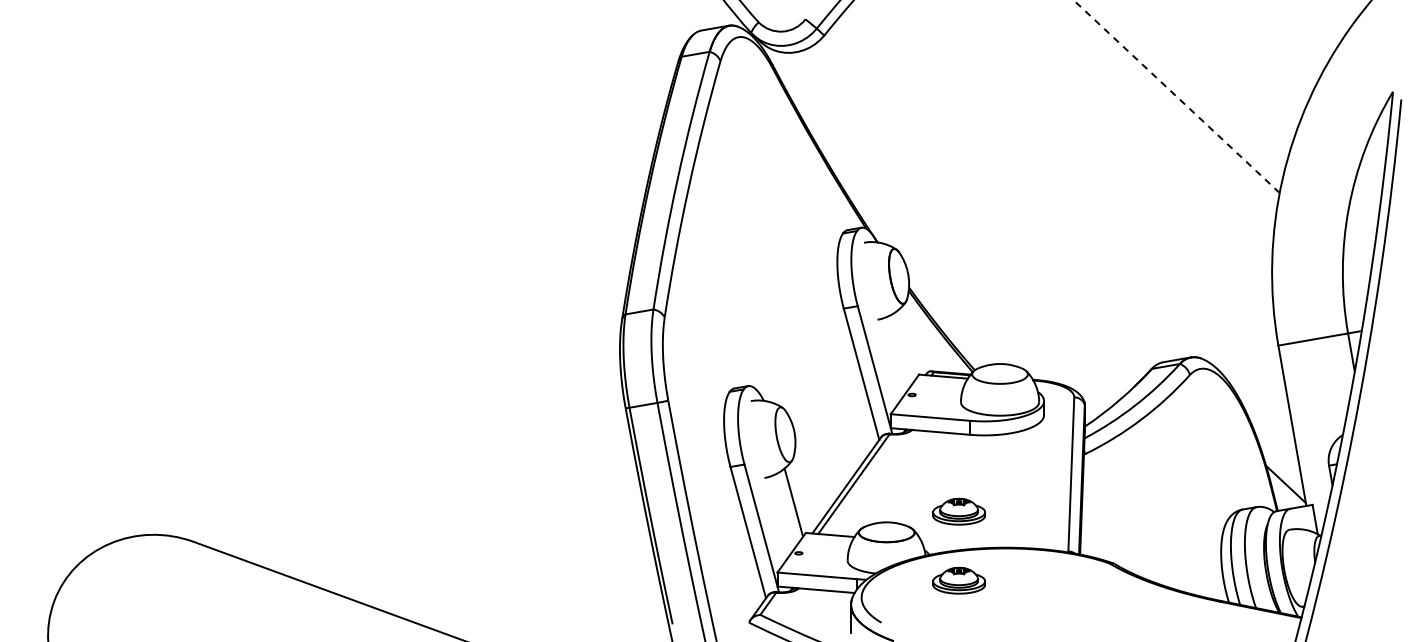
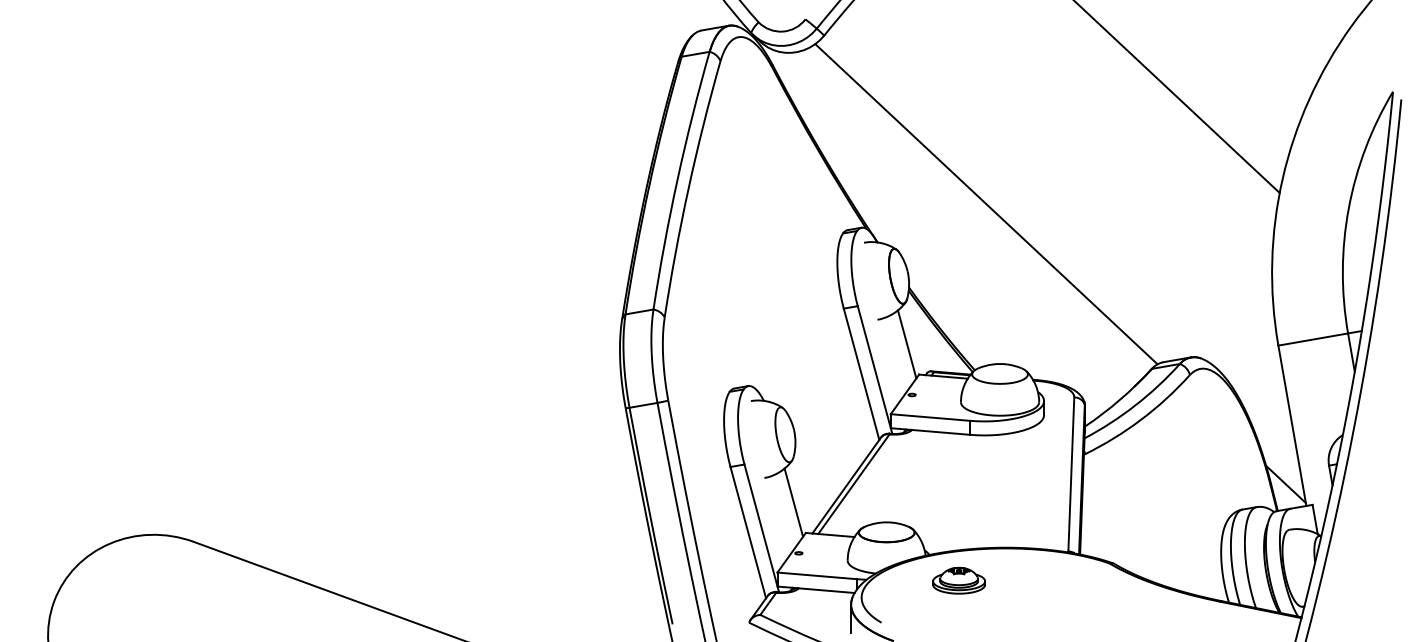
line: dashed -> solid (1176, 96)
line: none -> present (986, 204)
line: none -> present (906, 344)
part: present -> none (958, 511)
